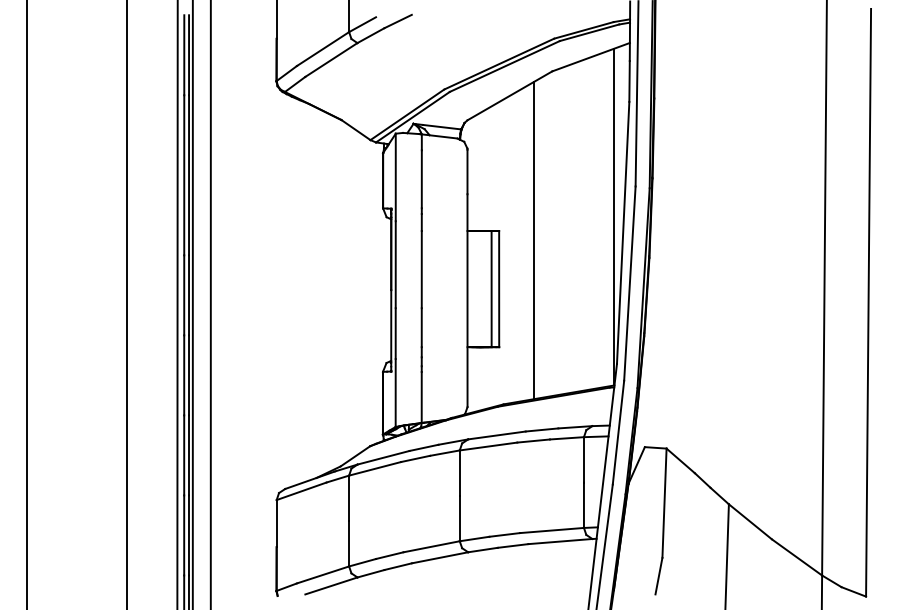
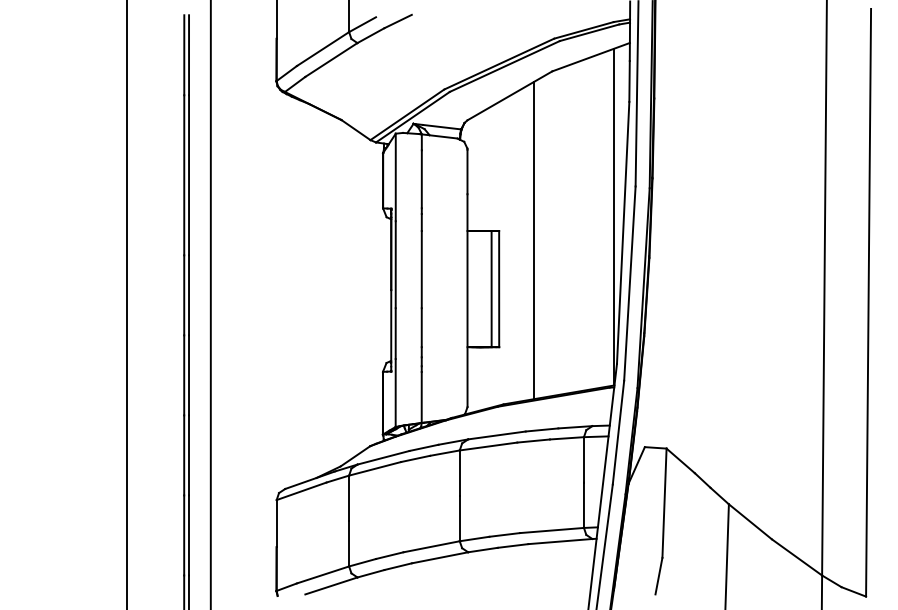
line: present -> none (26, 304)
line: present -> none (177, 304)
line: present -> none (192, 304)
